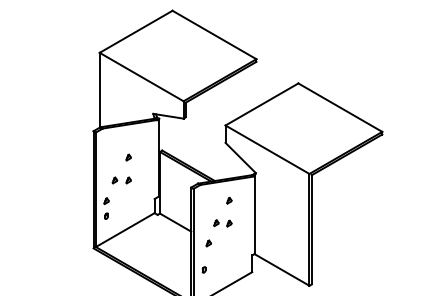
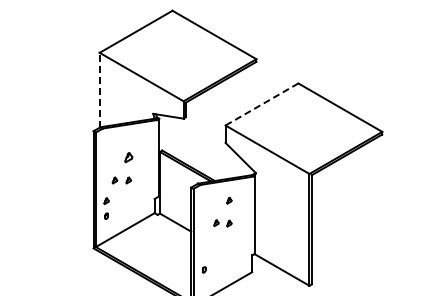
line: solid -> dashed (99, 89)
line: solid -> dashed (261, 104)
part size: 7x9 px -> 10x12 px (128, 157)
part: present -> none (208, 243)
